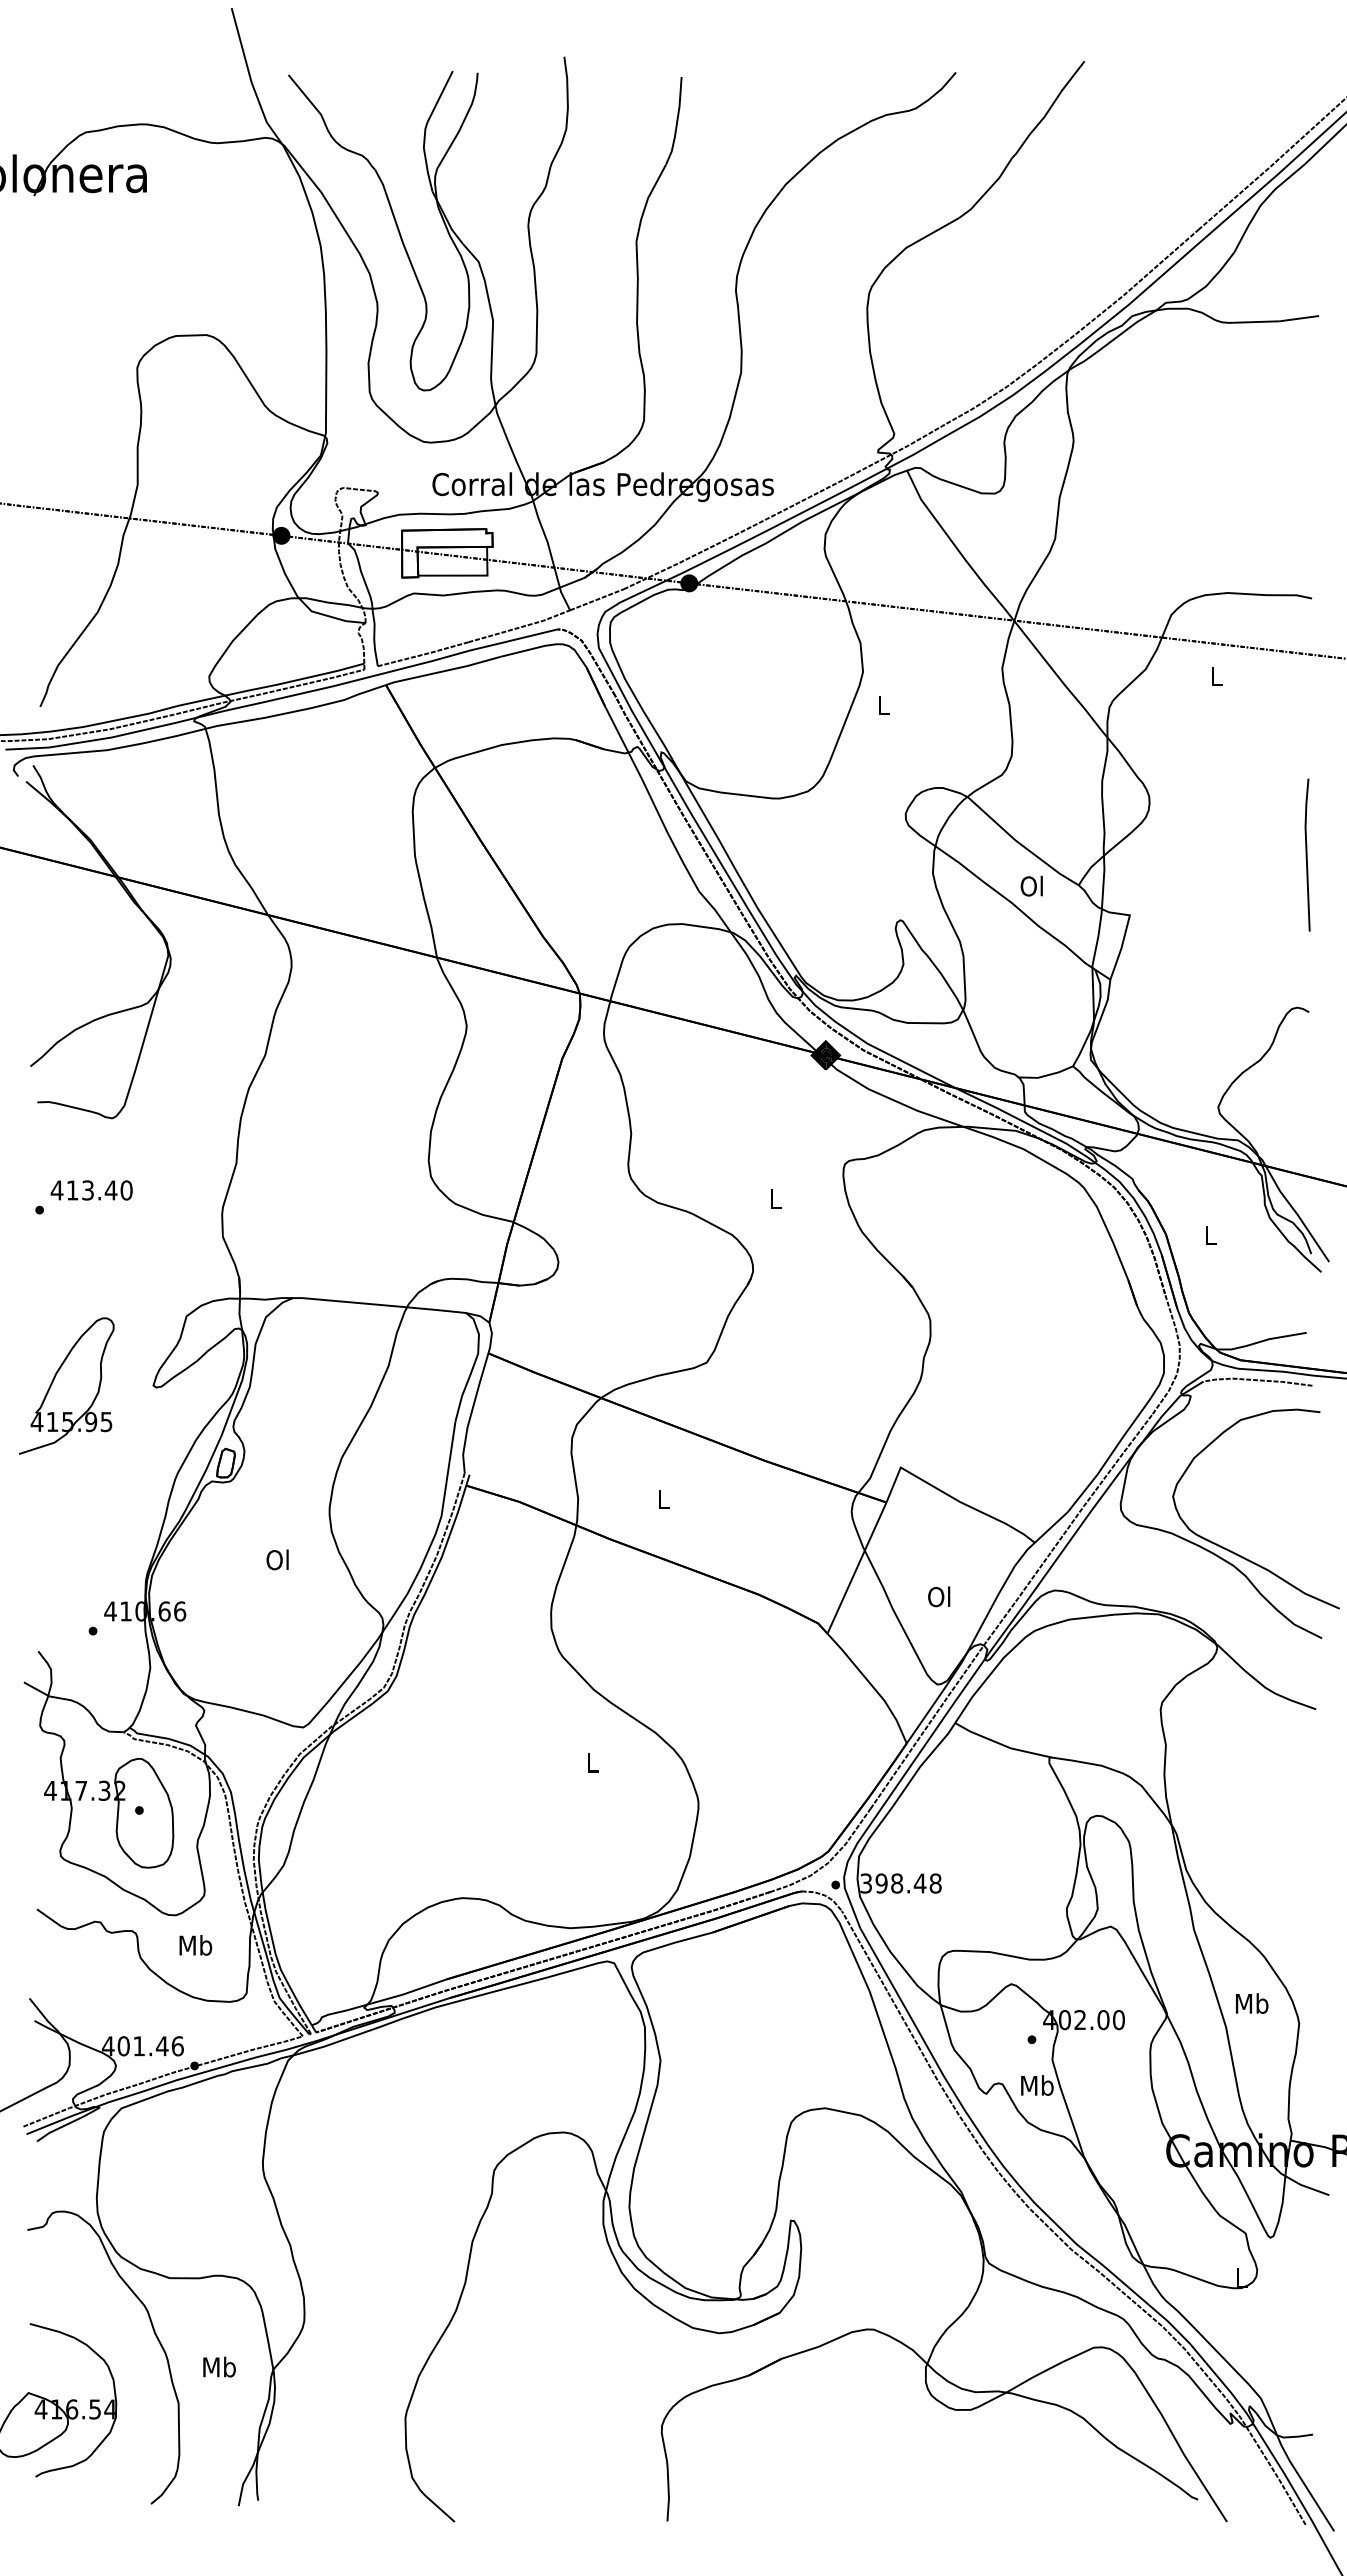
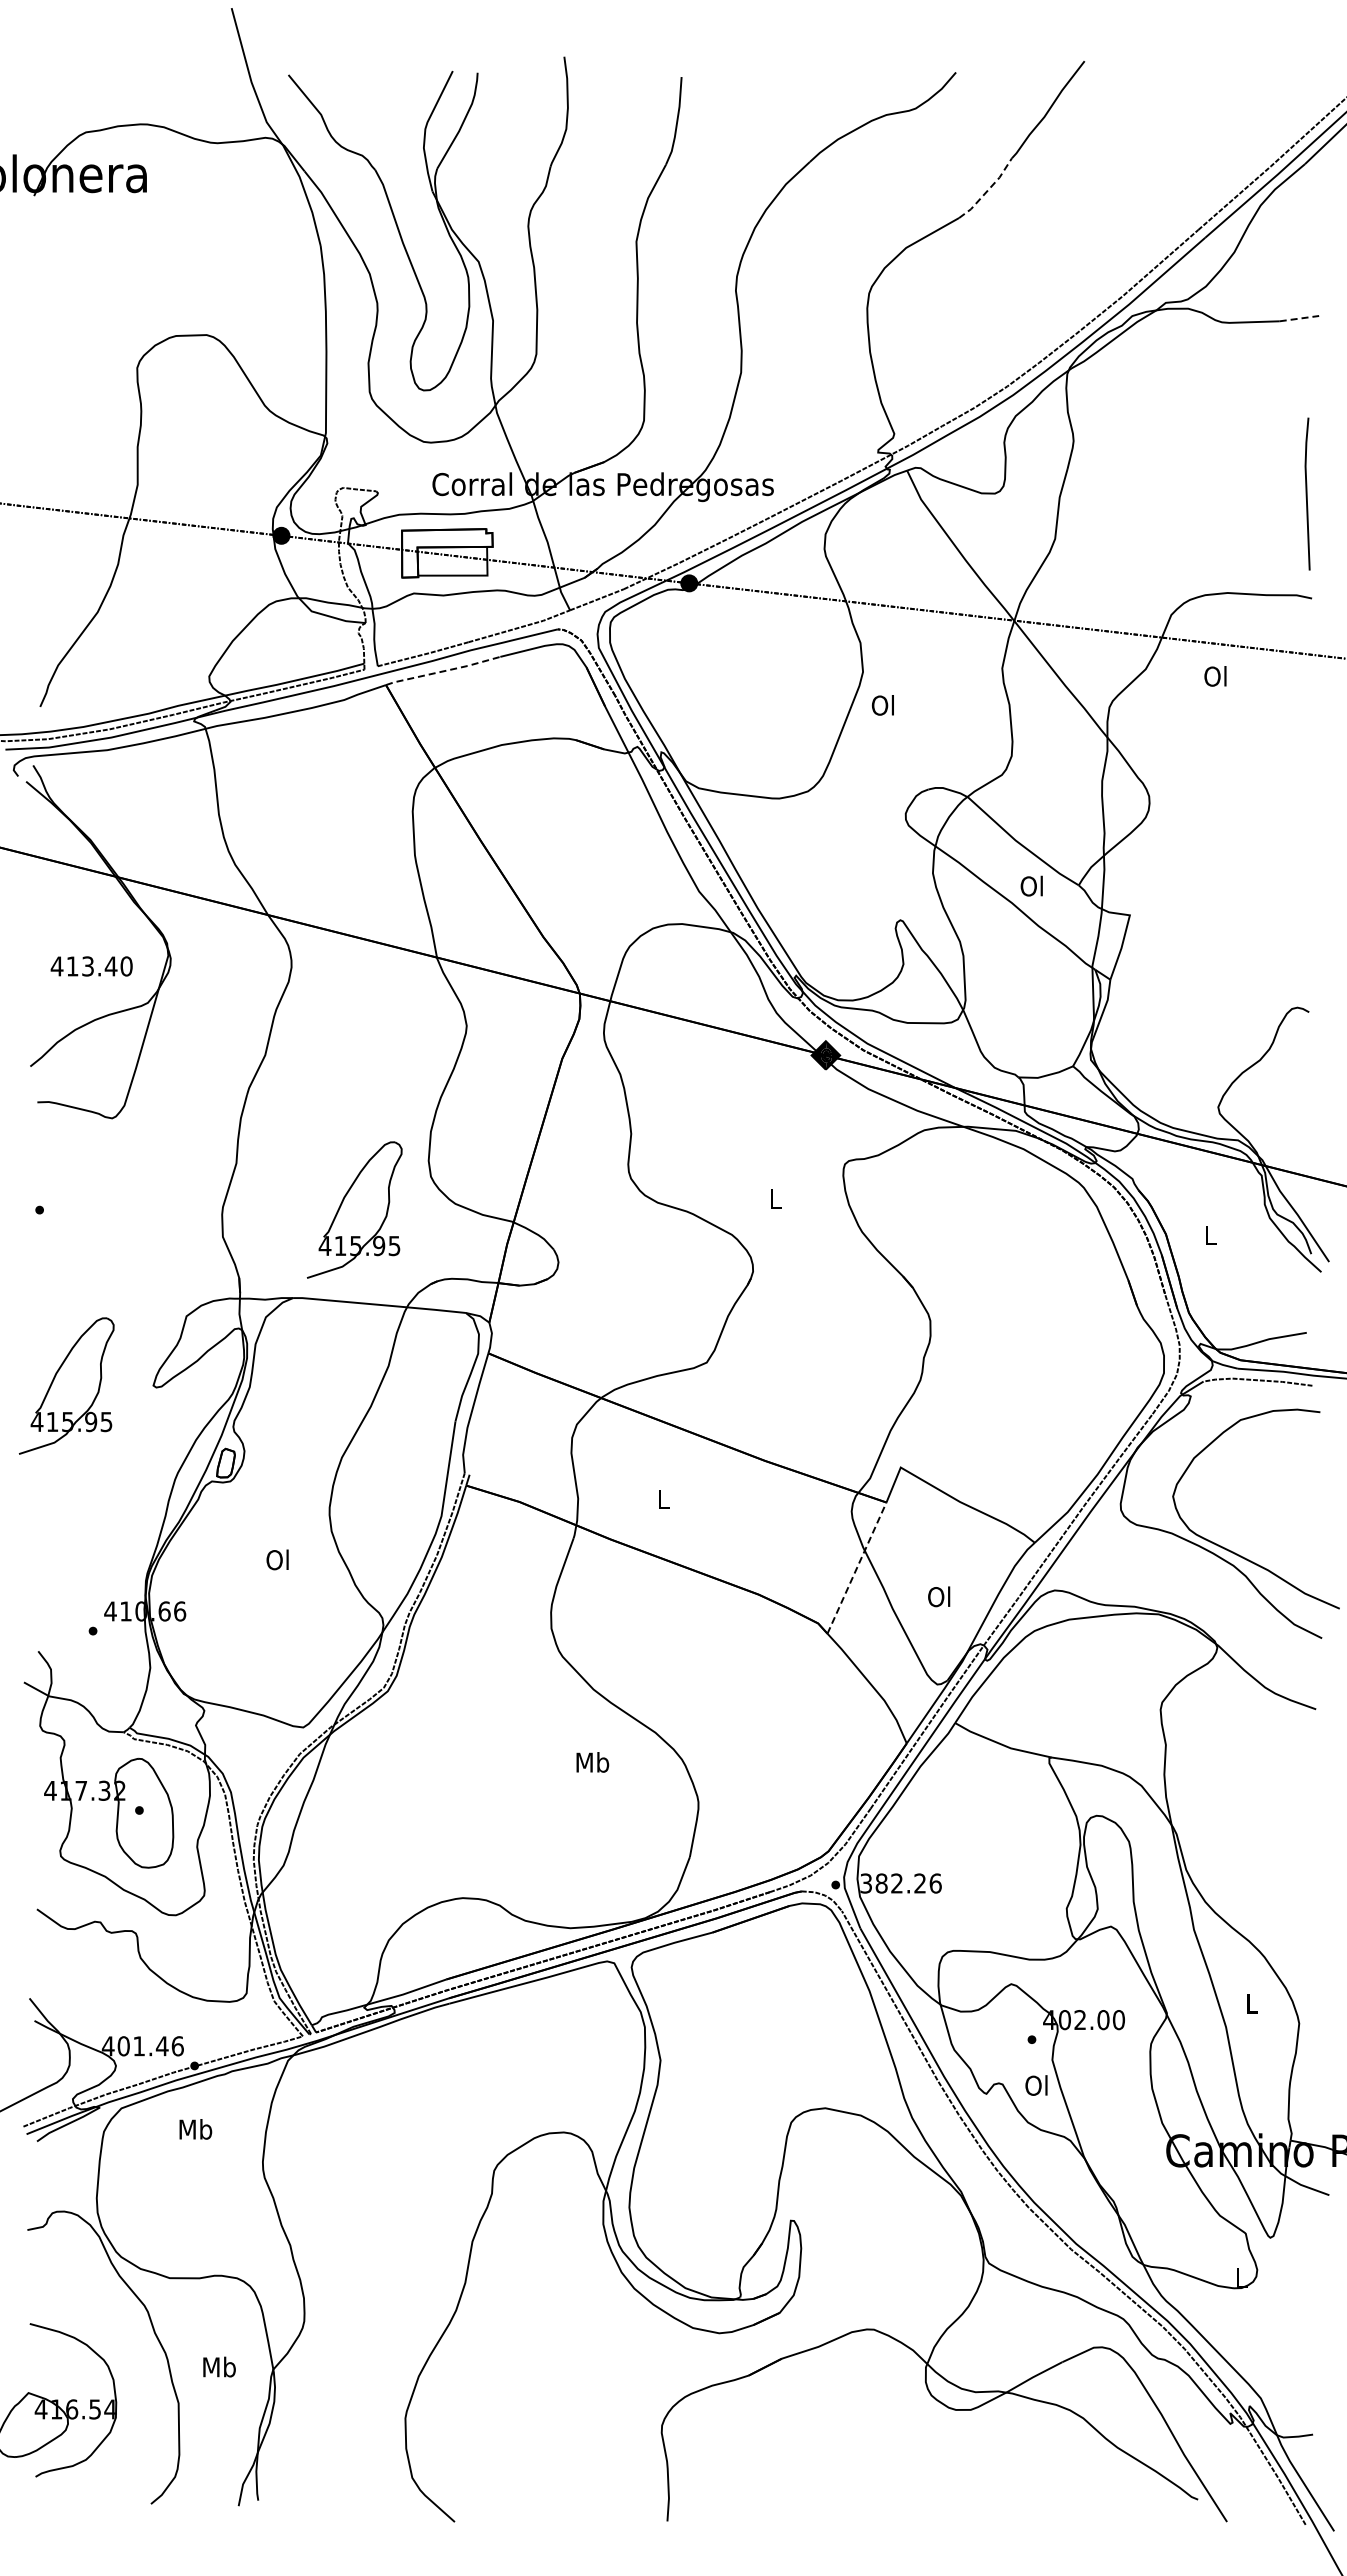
line: solid -> dashed (988, 190)
line: solid -> dashed (1299, 318)
line: solid -> dashed (443, 671)
text: L -> Ol (1215, 676)
text: L -> Ol (882, 705)
line position: (1307, 854) -> (1307, 493) (1307, 493)
text position: (91, 1190) -> (91, 966) (91, 966)
part: none -> present (342, 1204)
line: solid -> dashed (856, 1568)
text: L -> Mb (592, 1762)
text: 398.48 -> 382.26 (908, 1883)
text position: (195, 1945) -> (195, 2129) (195, 2129)
text: Mb -> L (1252, 2003)
text: Mb -> Ol (1037, 2085)
